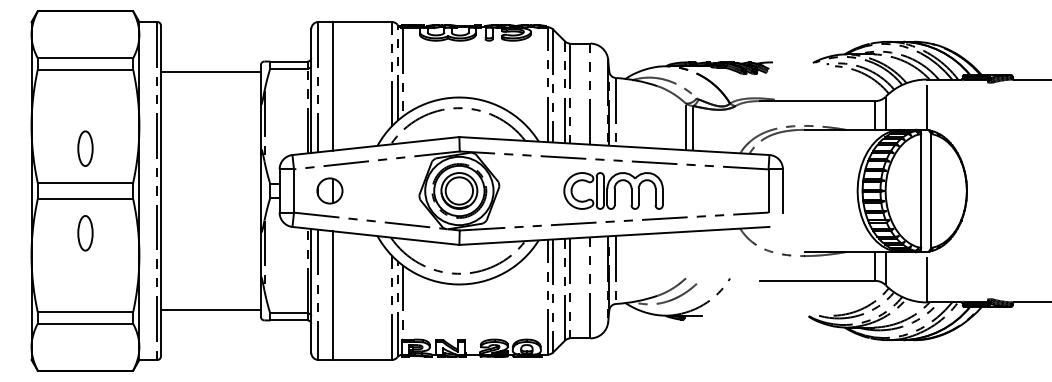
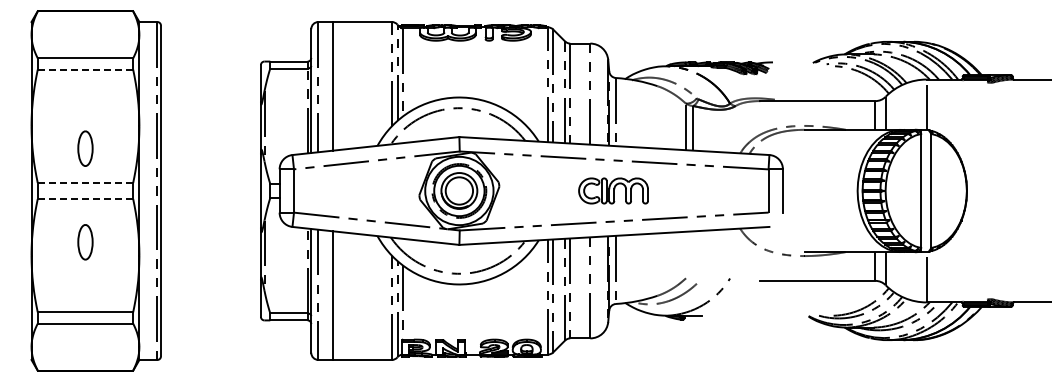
line: solid -> dashed (85, 69)
line: present -> none (210, 71)
line: solid -> dashed (85, 182)
part: present -> none (329, 190)
part size: 101x38 px -> 71x28 px (613, 190)
line: solid -> dashed (85, 199)
part position: (85, 233) -> (85, 242) (85, 242)
line: present -> none (210, 310)
